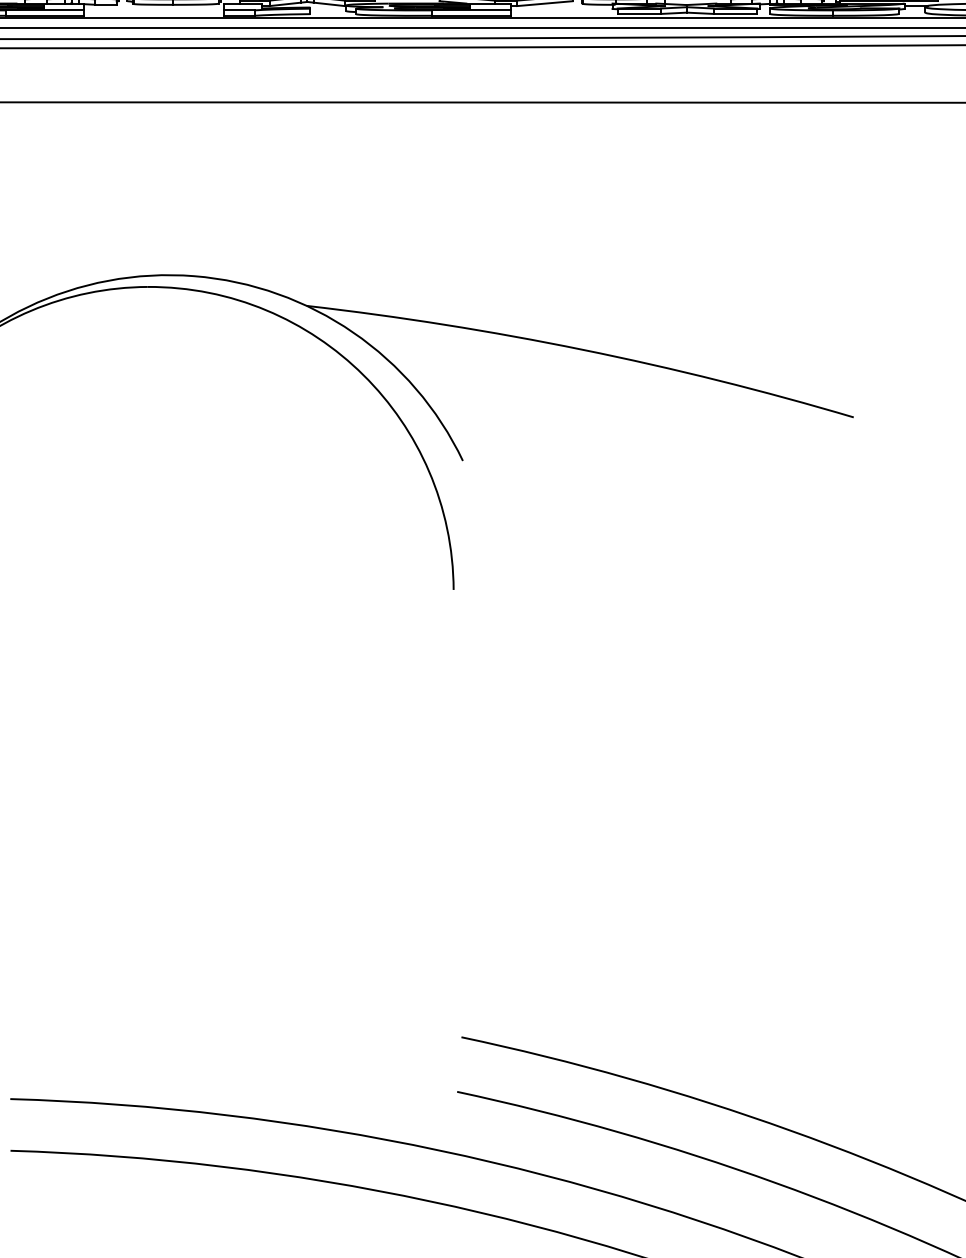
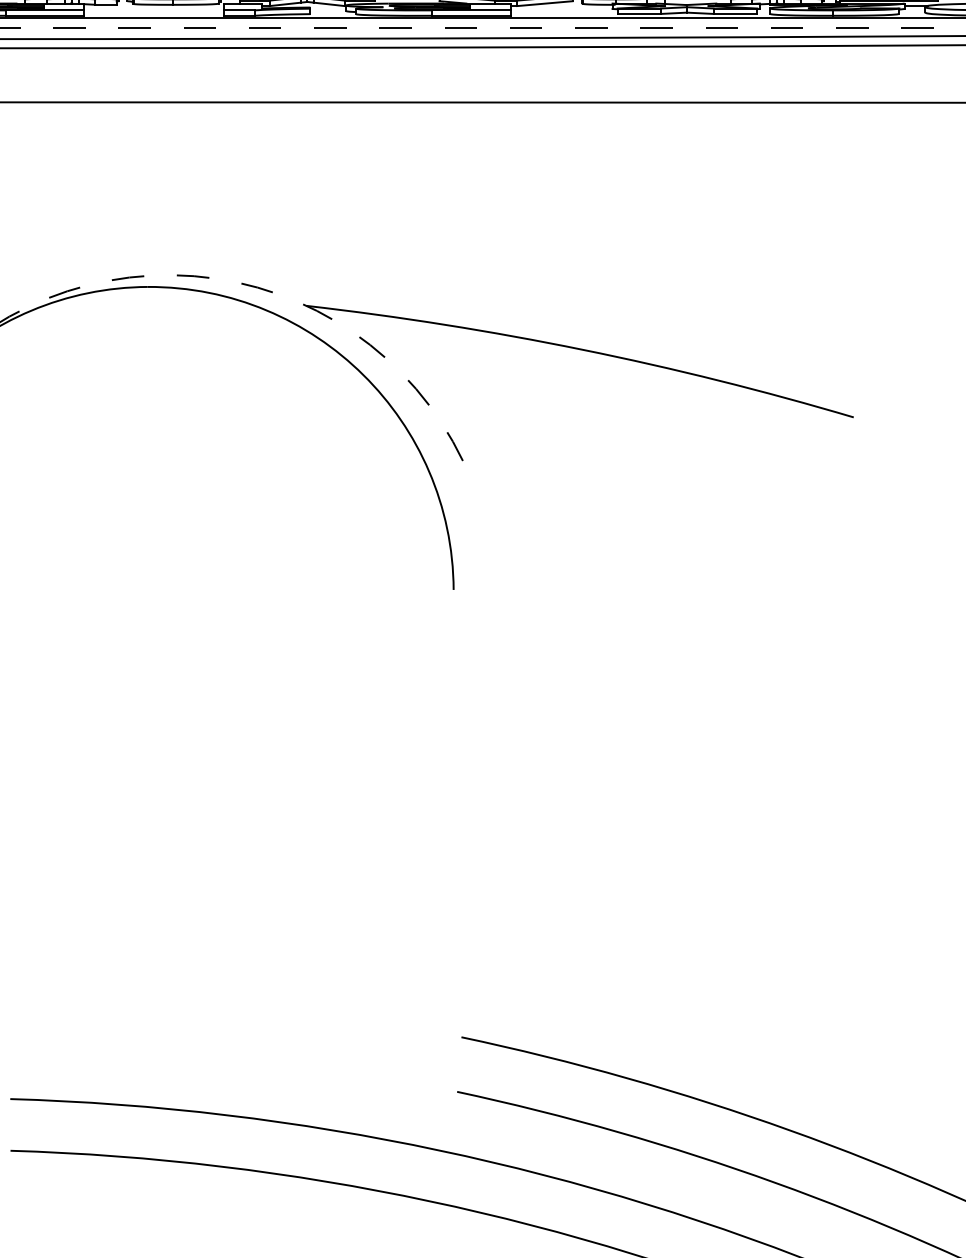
line: solid -> dashed (483, 28)
arc: solid -> dashed (262, 289)
